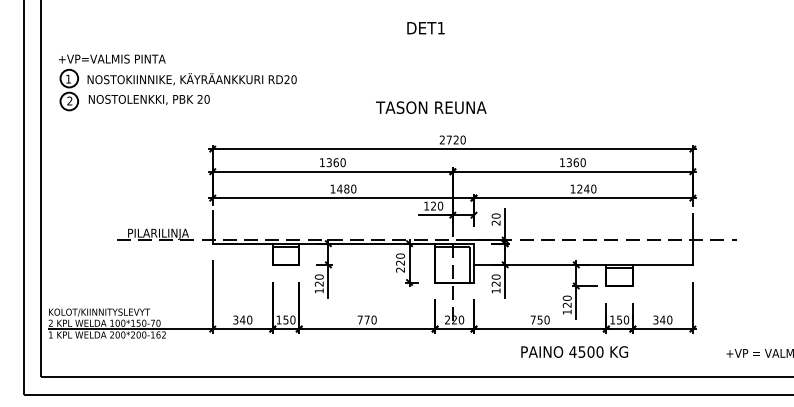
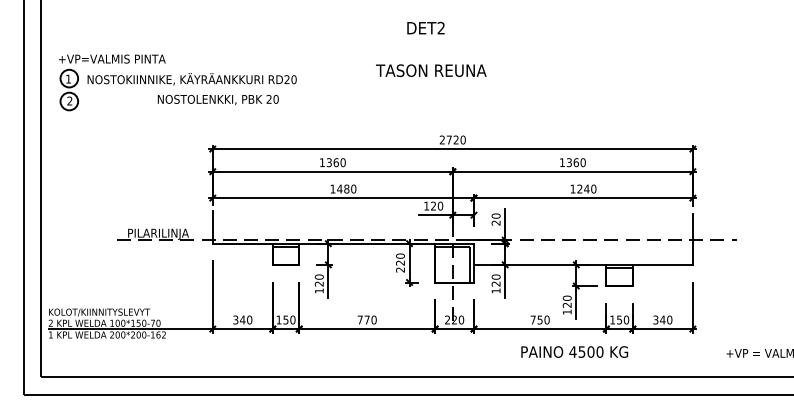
text: DET1 -> DET2 (440, 27)
text position: (148, 99) -> (217, 99) (217, 99)
text position: (431, 107) -> (431, 70) (431, 70)
